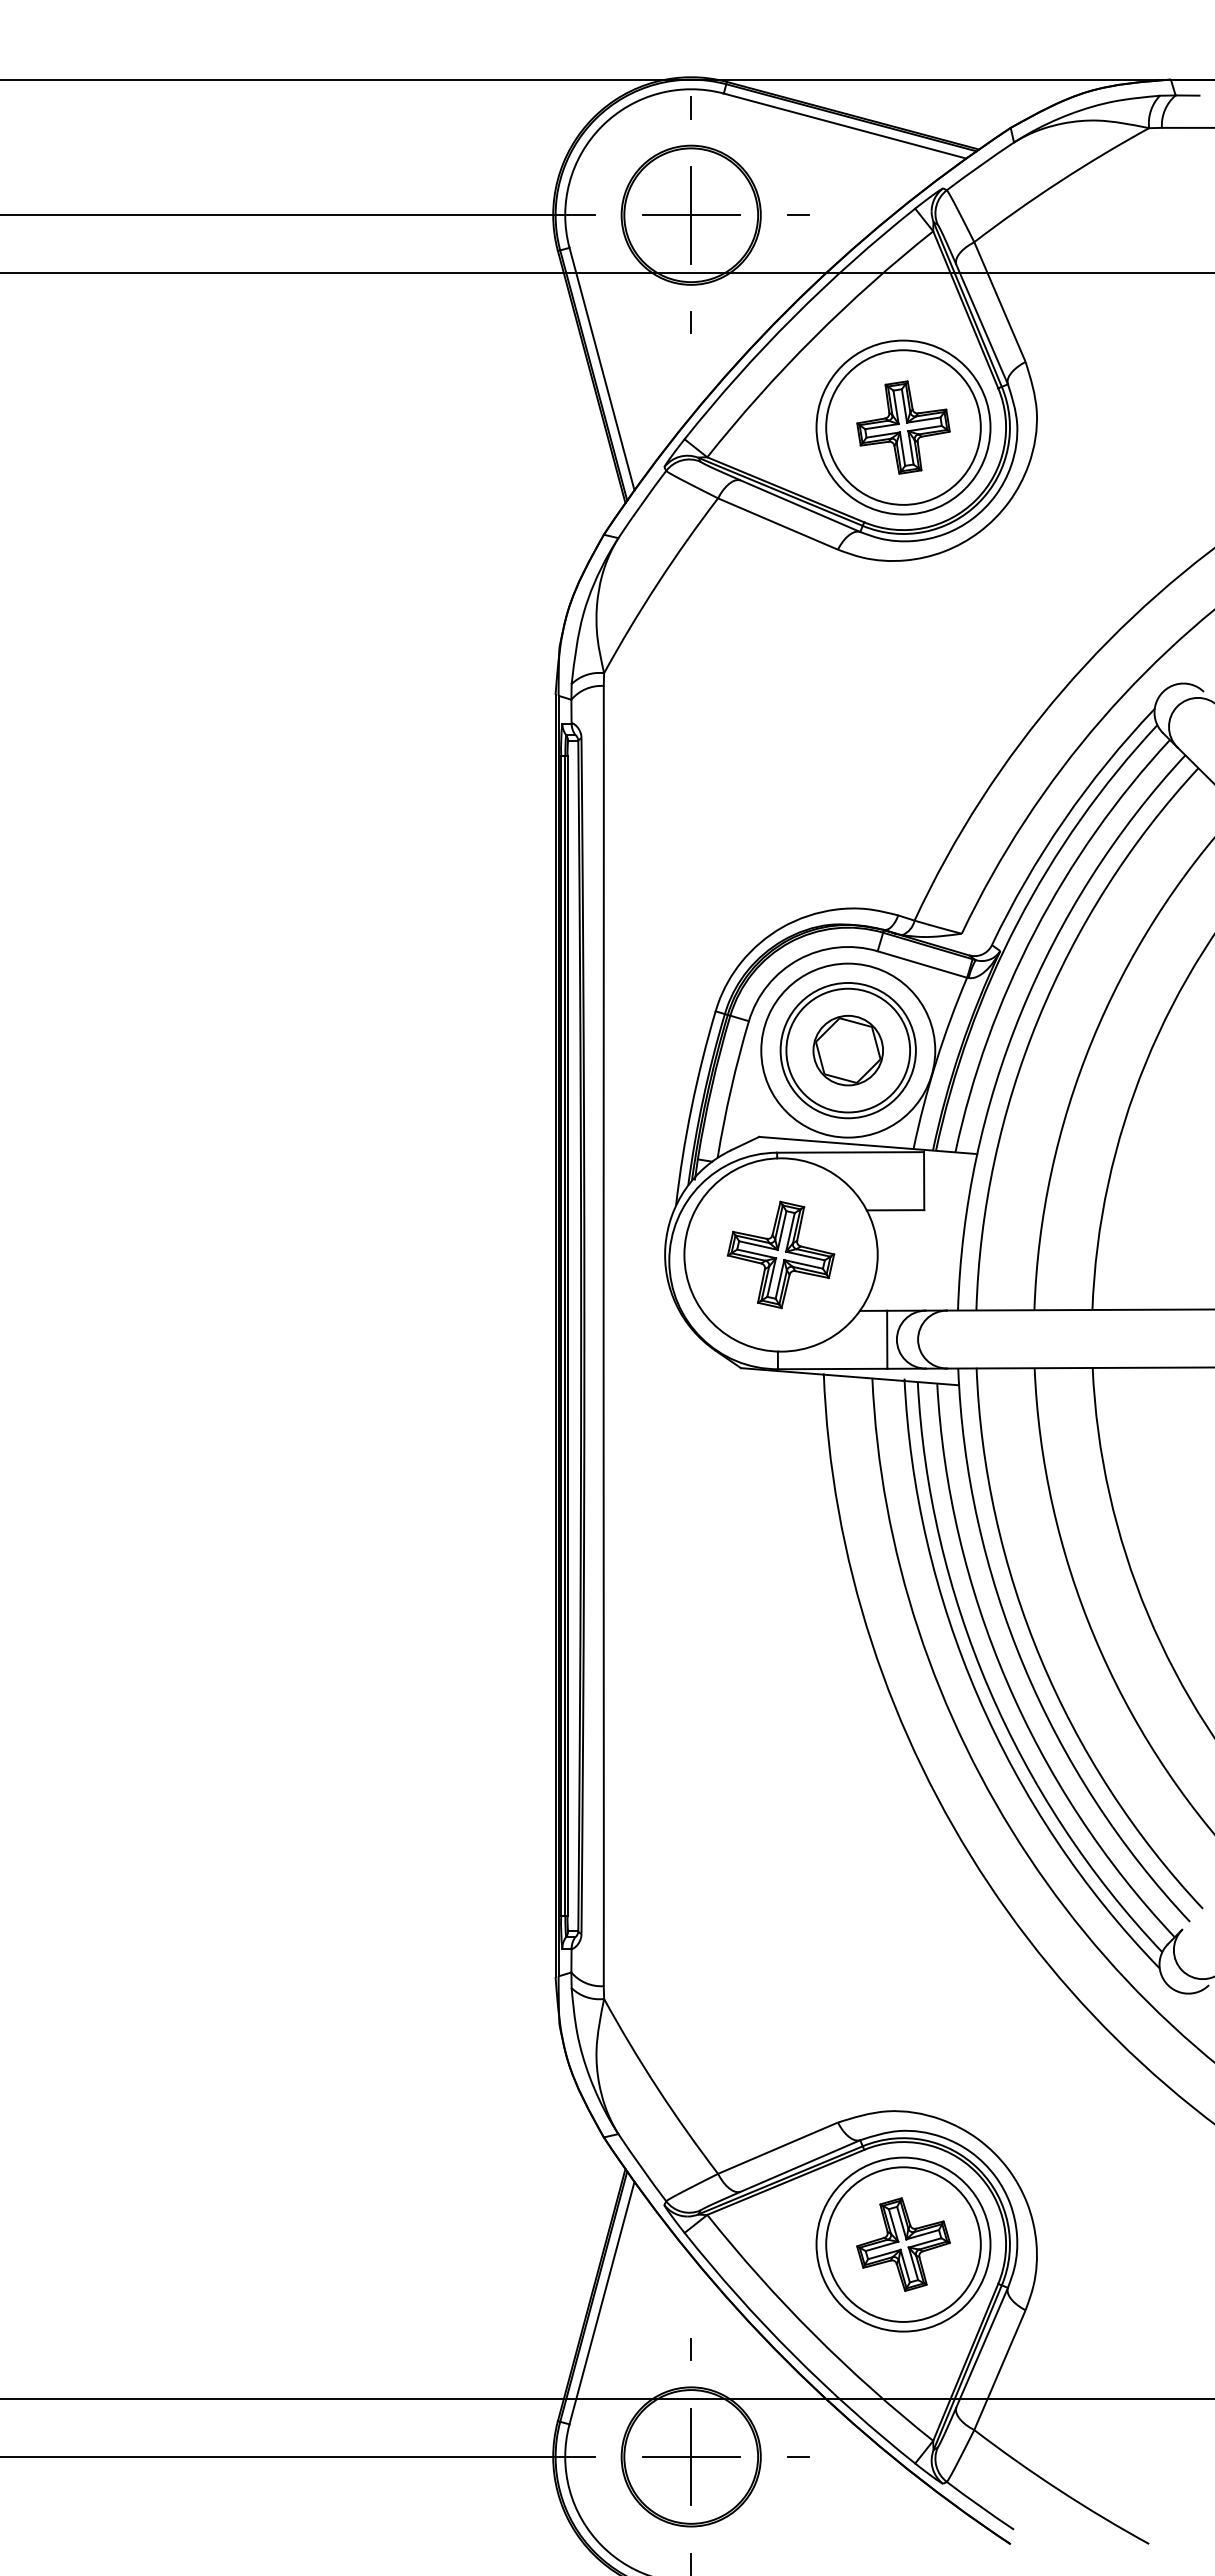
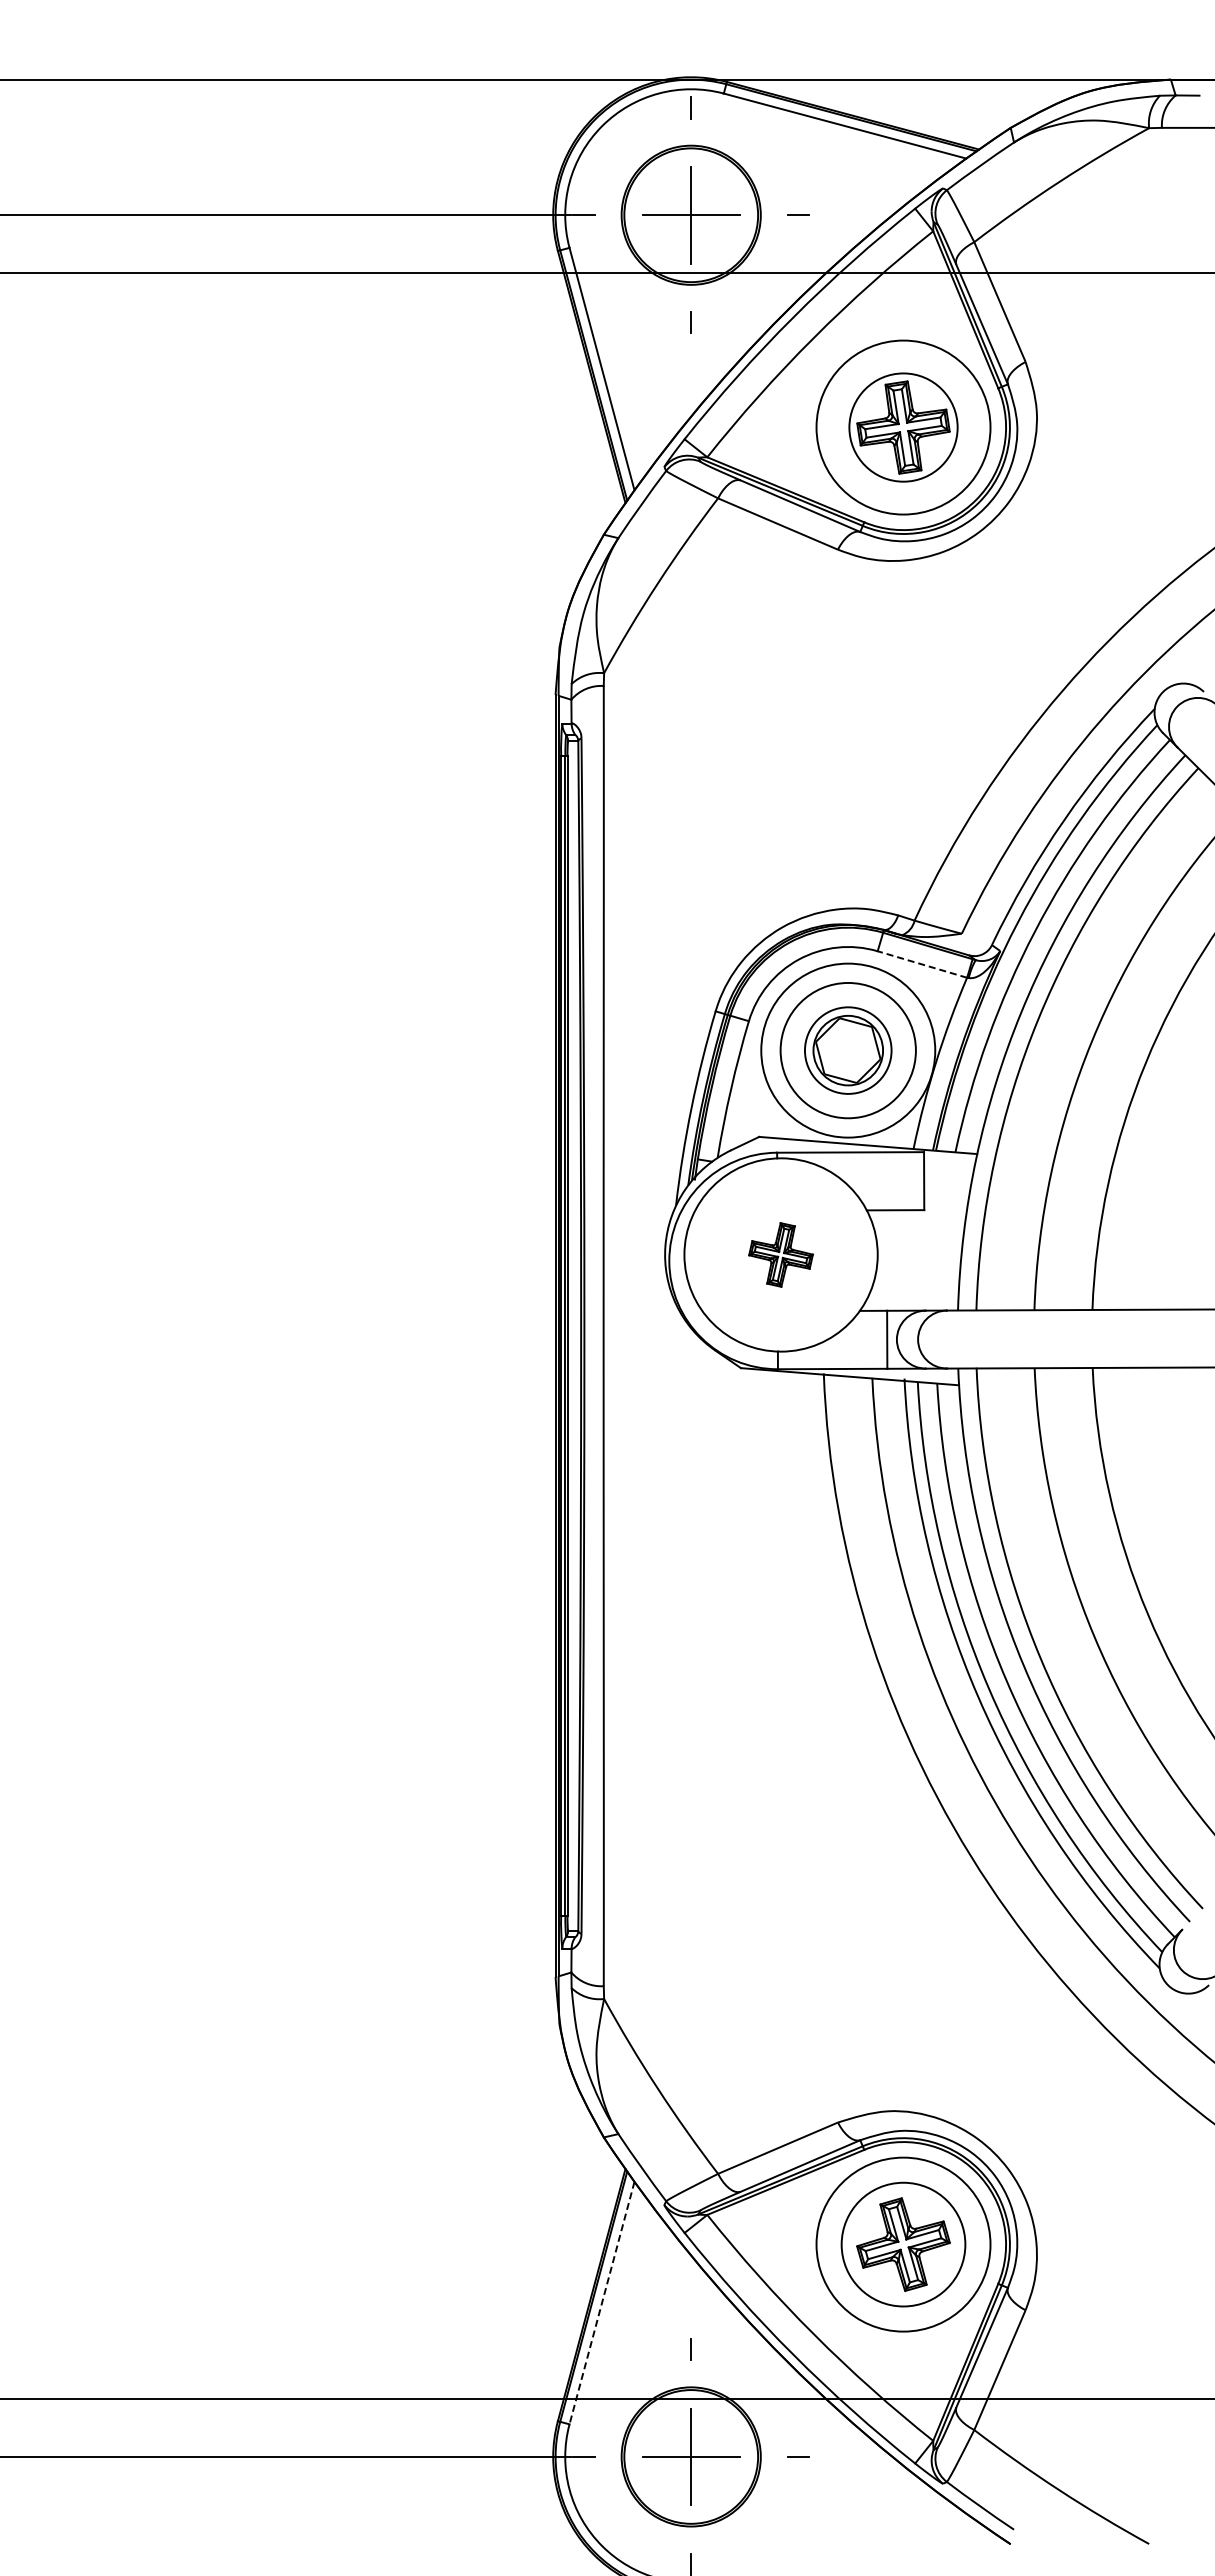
circle diameter: 155 px -> 108 px (903, 427)
line: solid -> dashed (922, 964)
circle diameter: 124 px -> 87 px (847, 1050)
part size: 110x110 px -> 66x66 px (780, 1254)
circle diameter: 155 px -> 124 px (903, 2244)
line: solid -> dashed (602, 2303)
